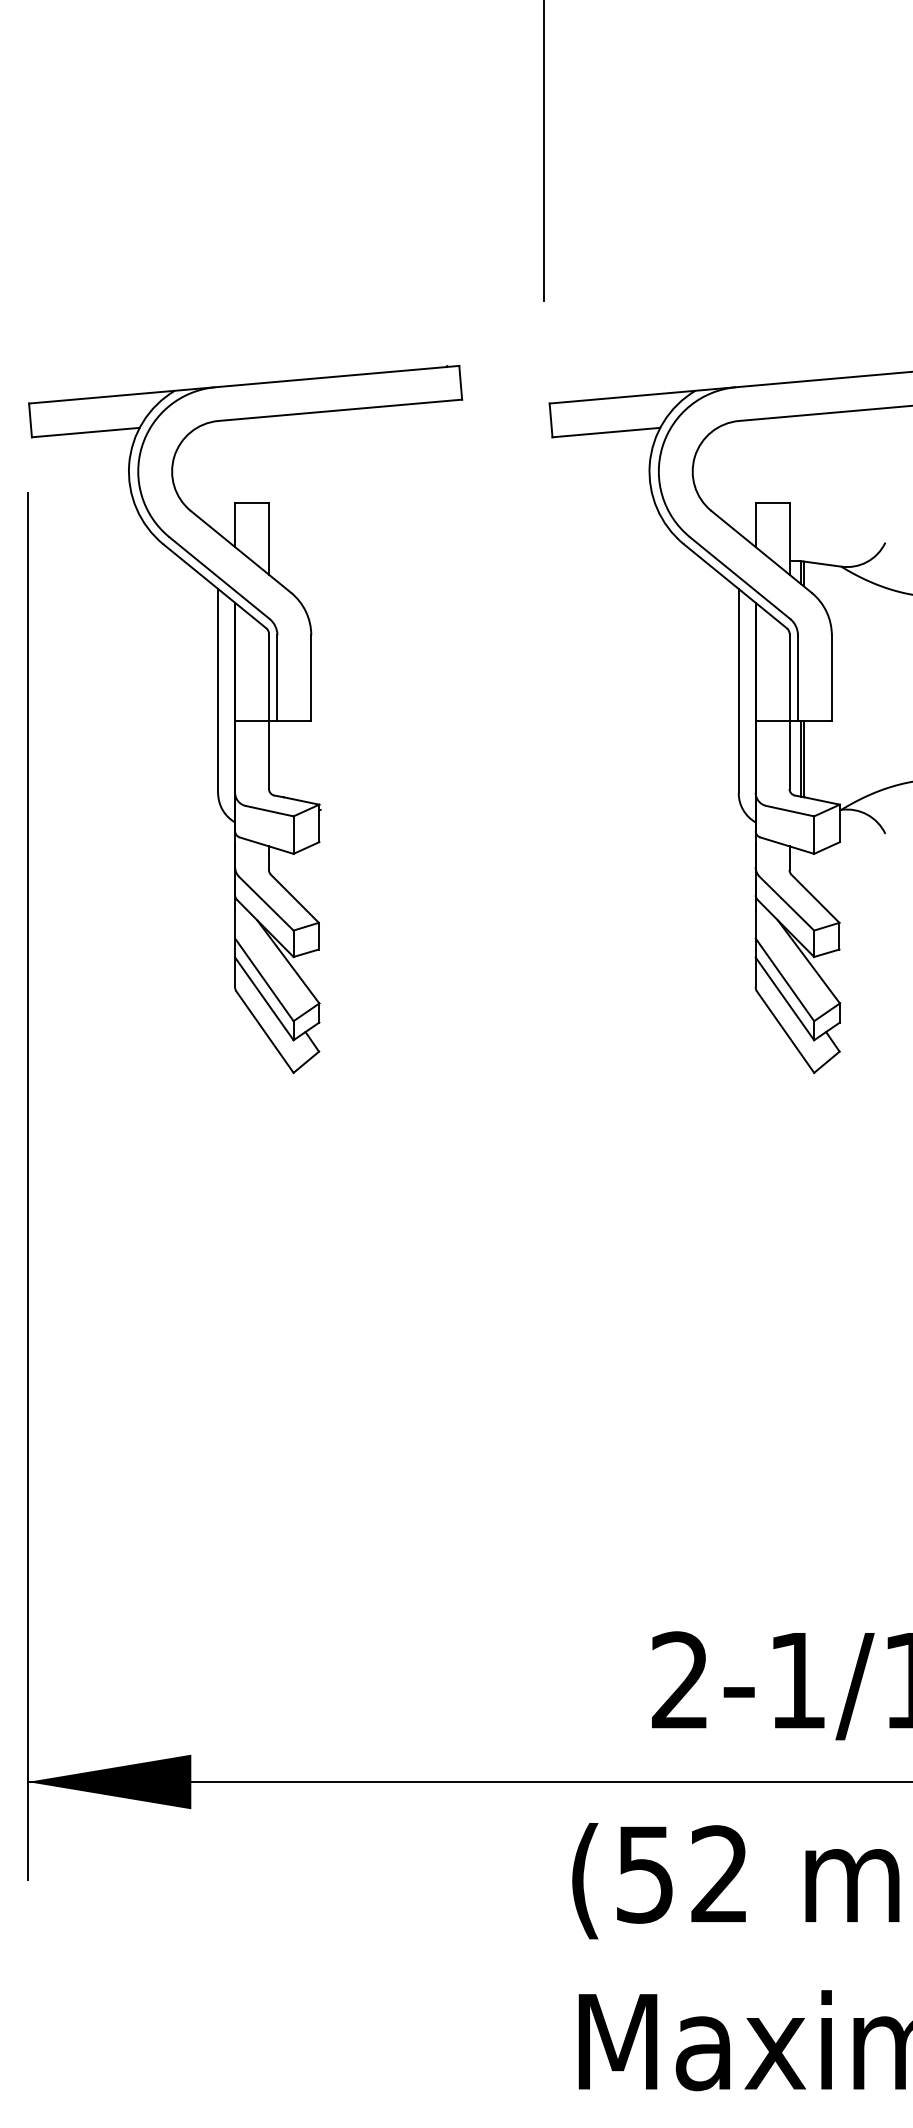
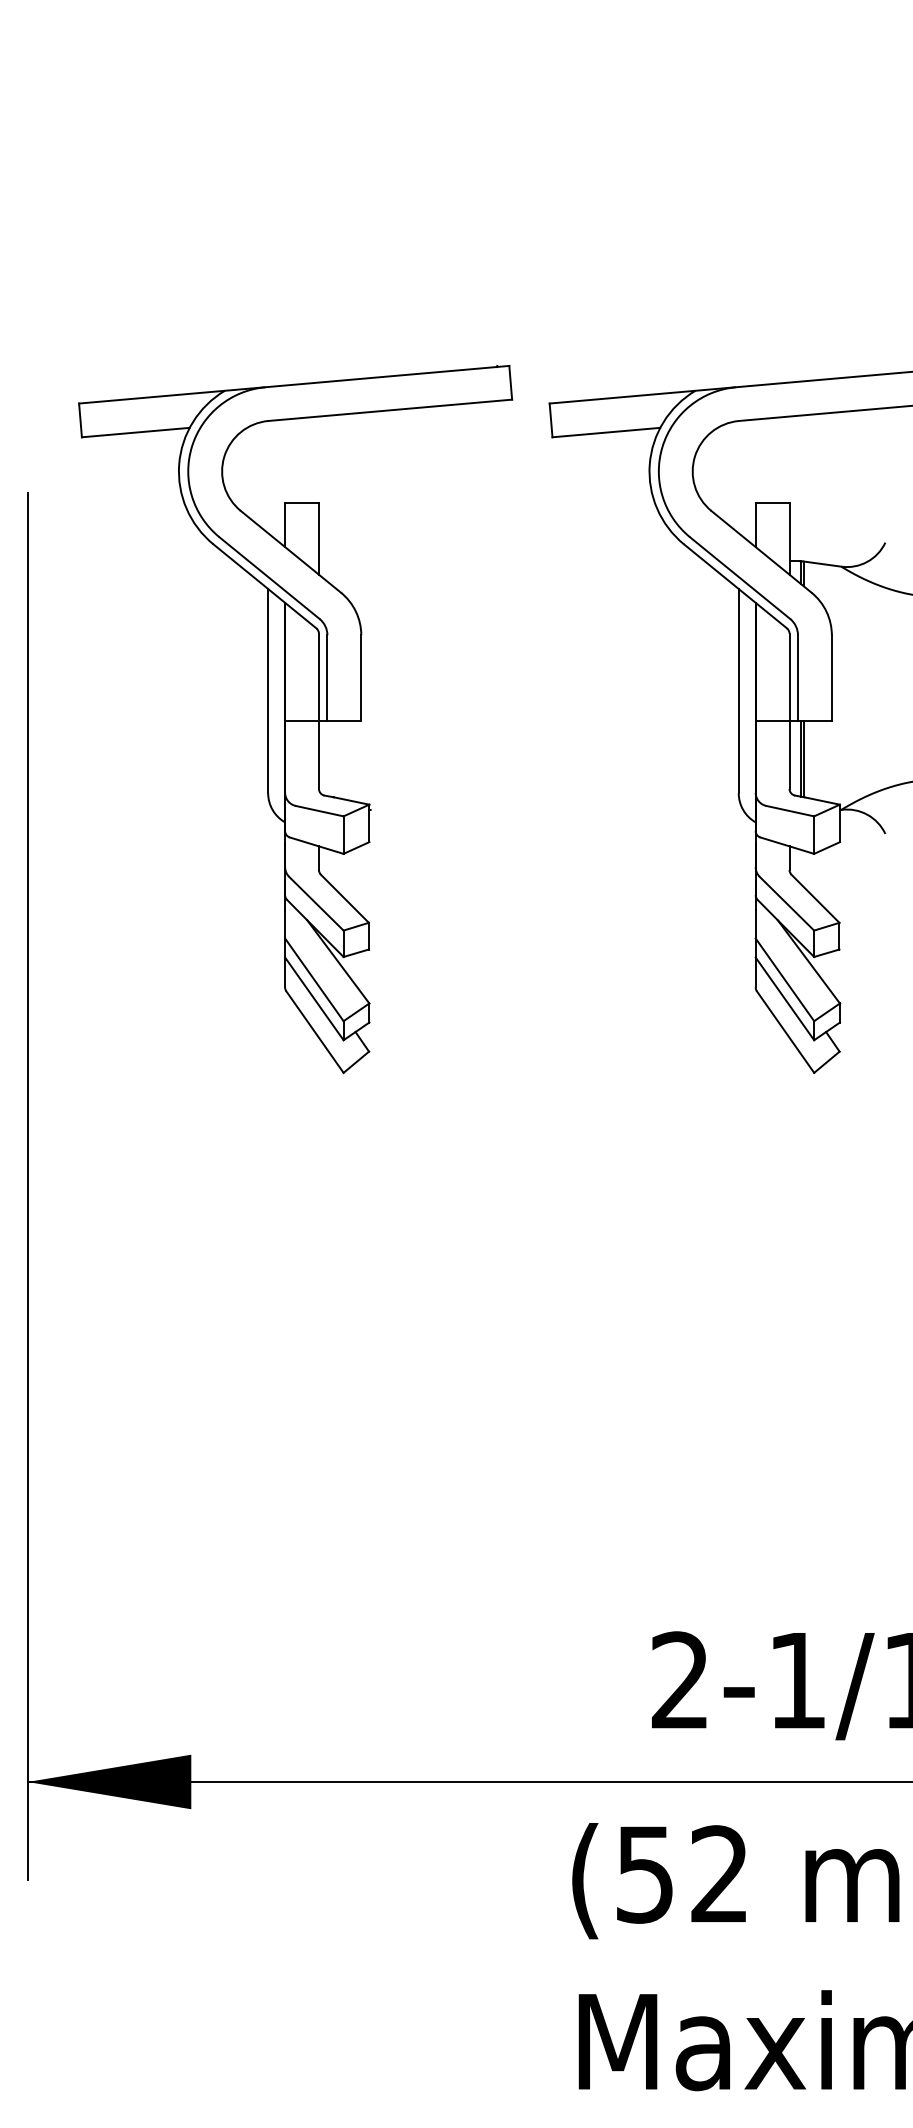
line: present -> none (543, 151)
part position: (245, 718) -> (295, 718) (295, 718)
